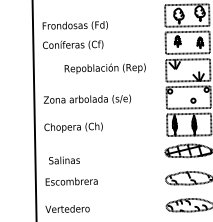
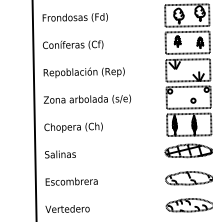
text position: (74, 25) -> (74, 17) (74, 17)
text position: (104, 68) -> (83, 72) (83, 72)
text position: (64, 160) -> (60, 154) (60, 154)
